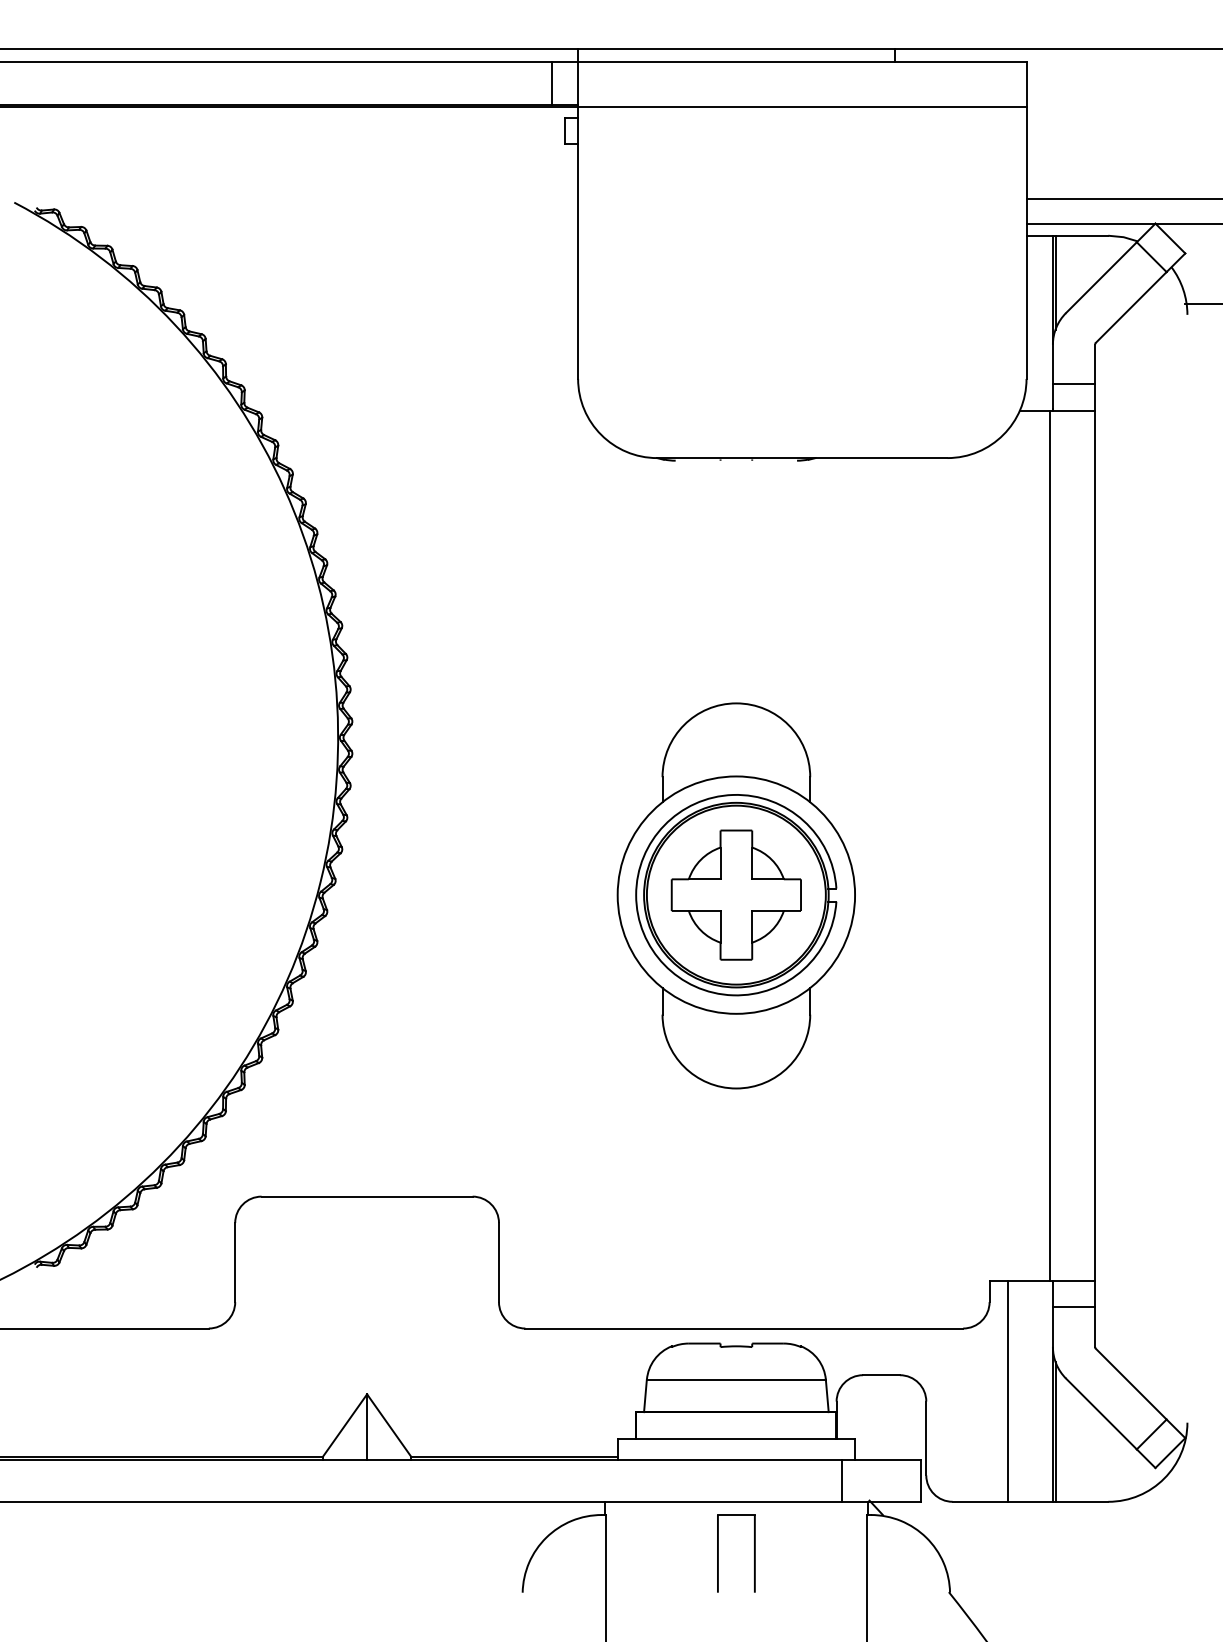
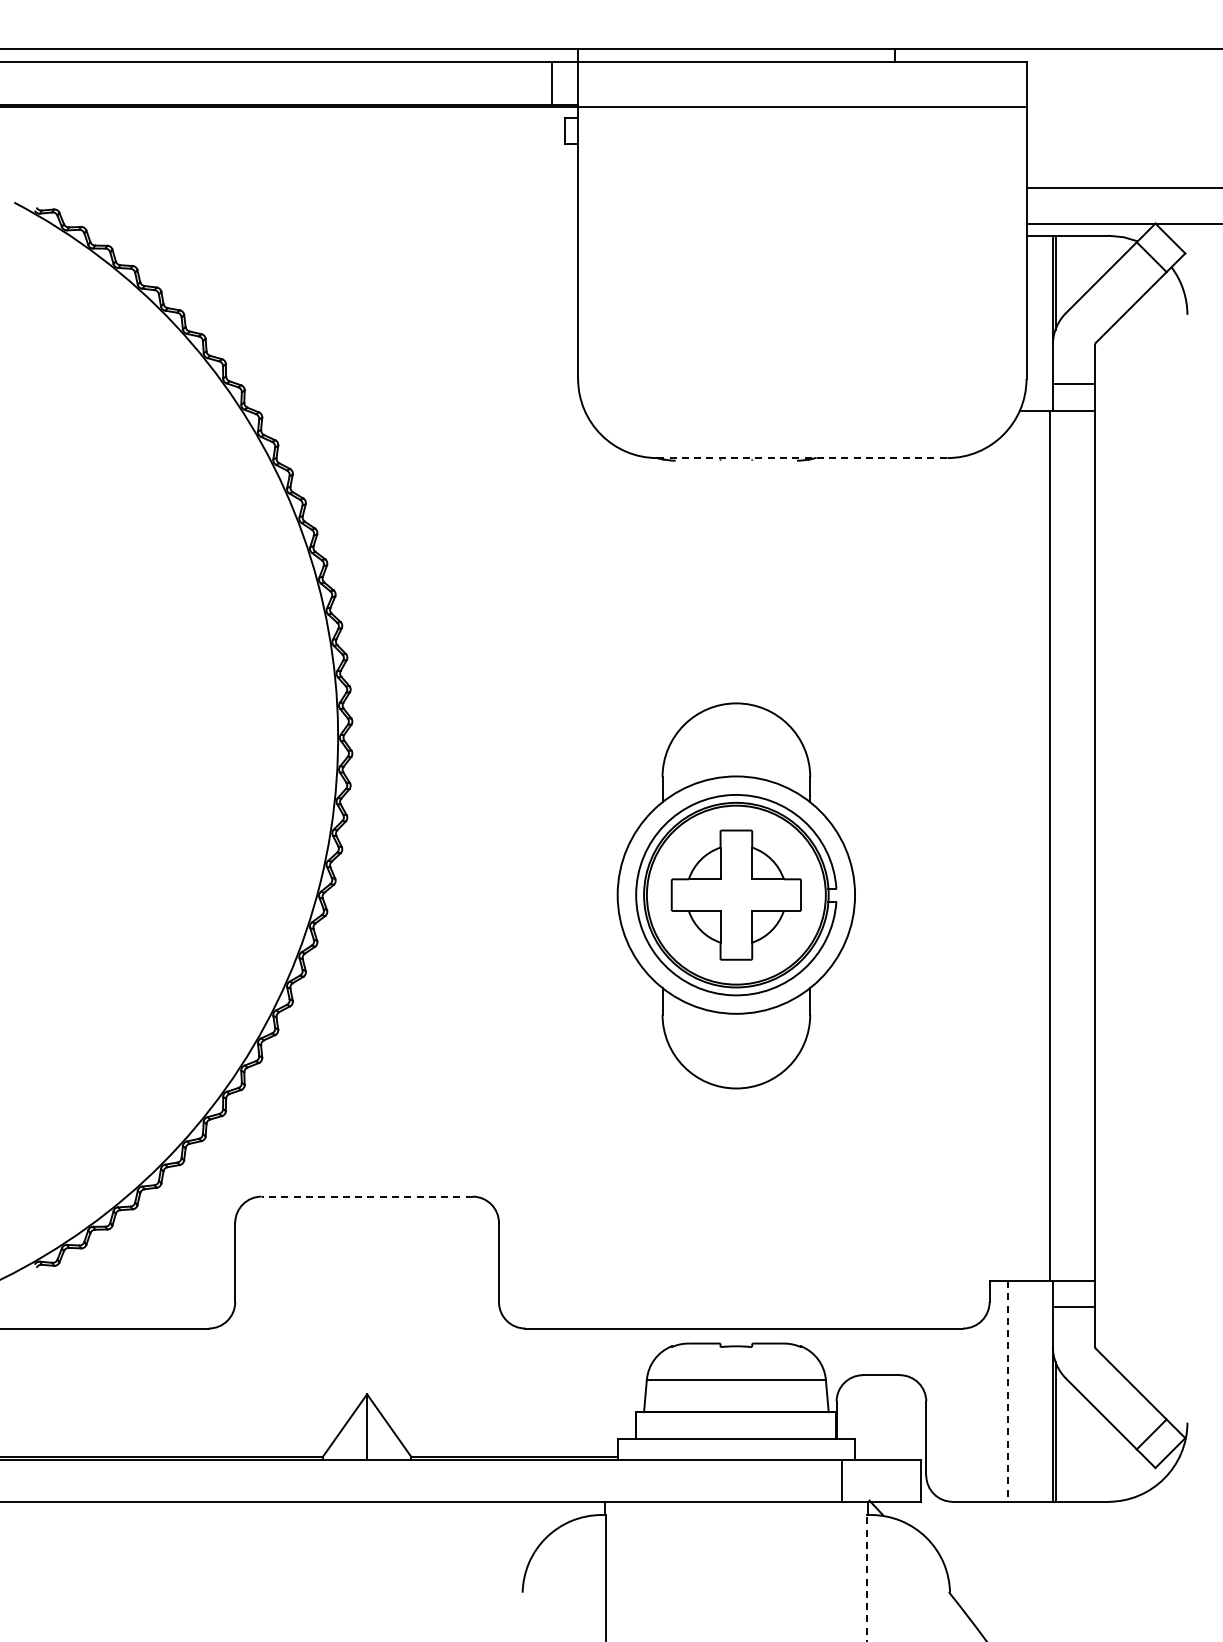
line position: (1122, 198) -> (1122, 187) (1122, 187)
line: present -> none (1202, 304)
line: solid -> dashed (802, 458)
line: solid -> dashed (367, 1196)
line: solid -> dashed (1008, 1391)
part: present -> none (718, 1553)
line: solid -> dashed (866, 1578)
